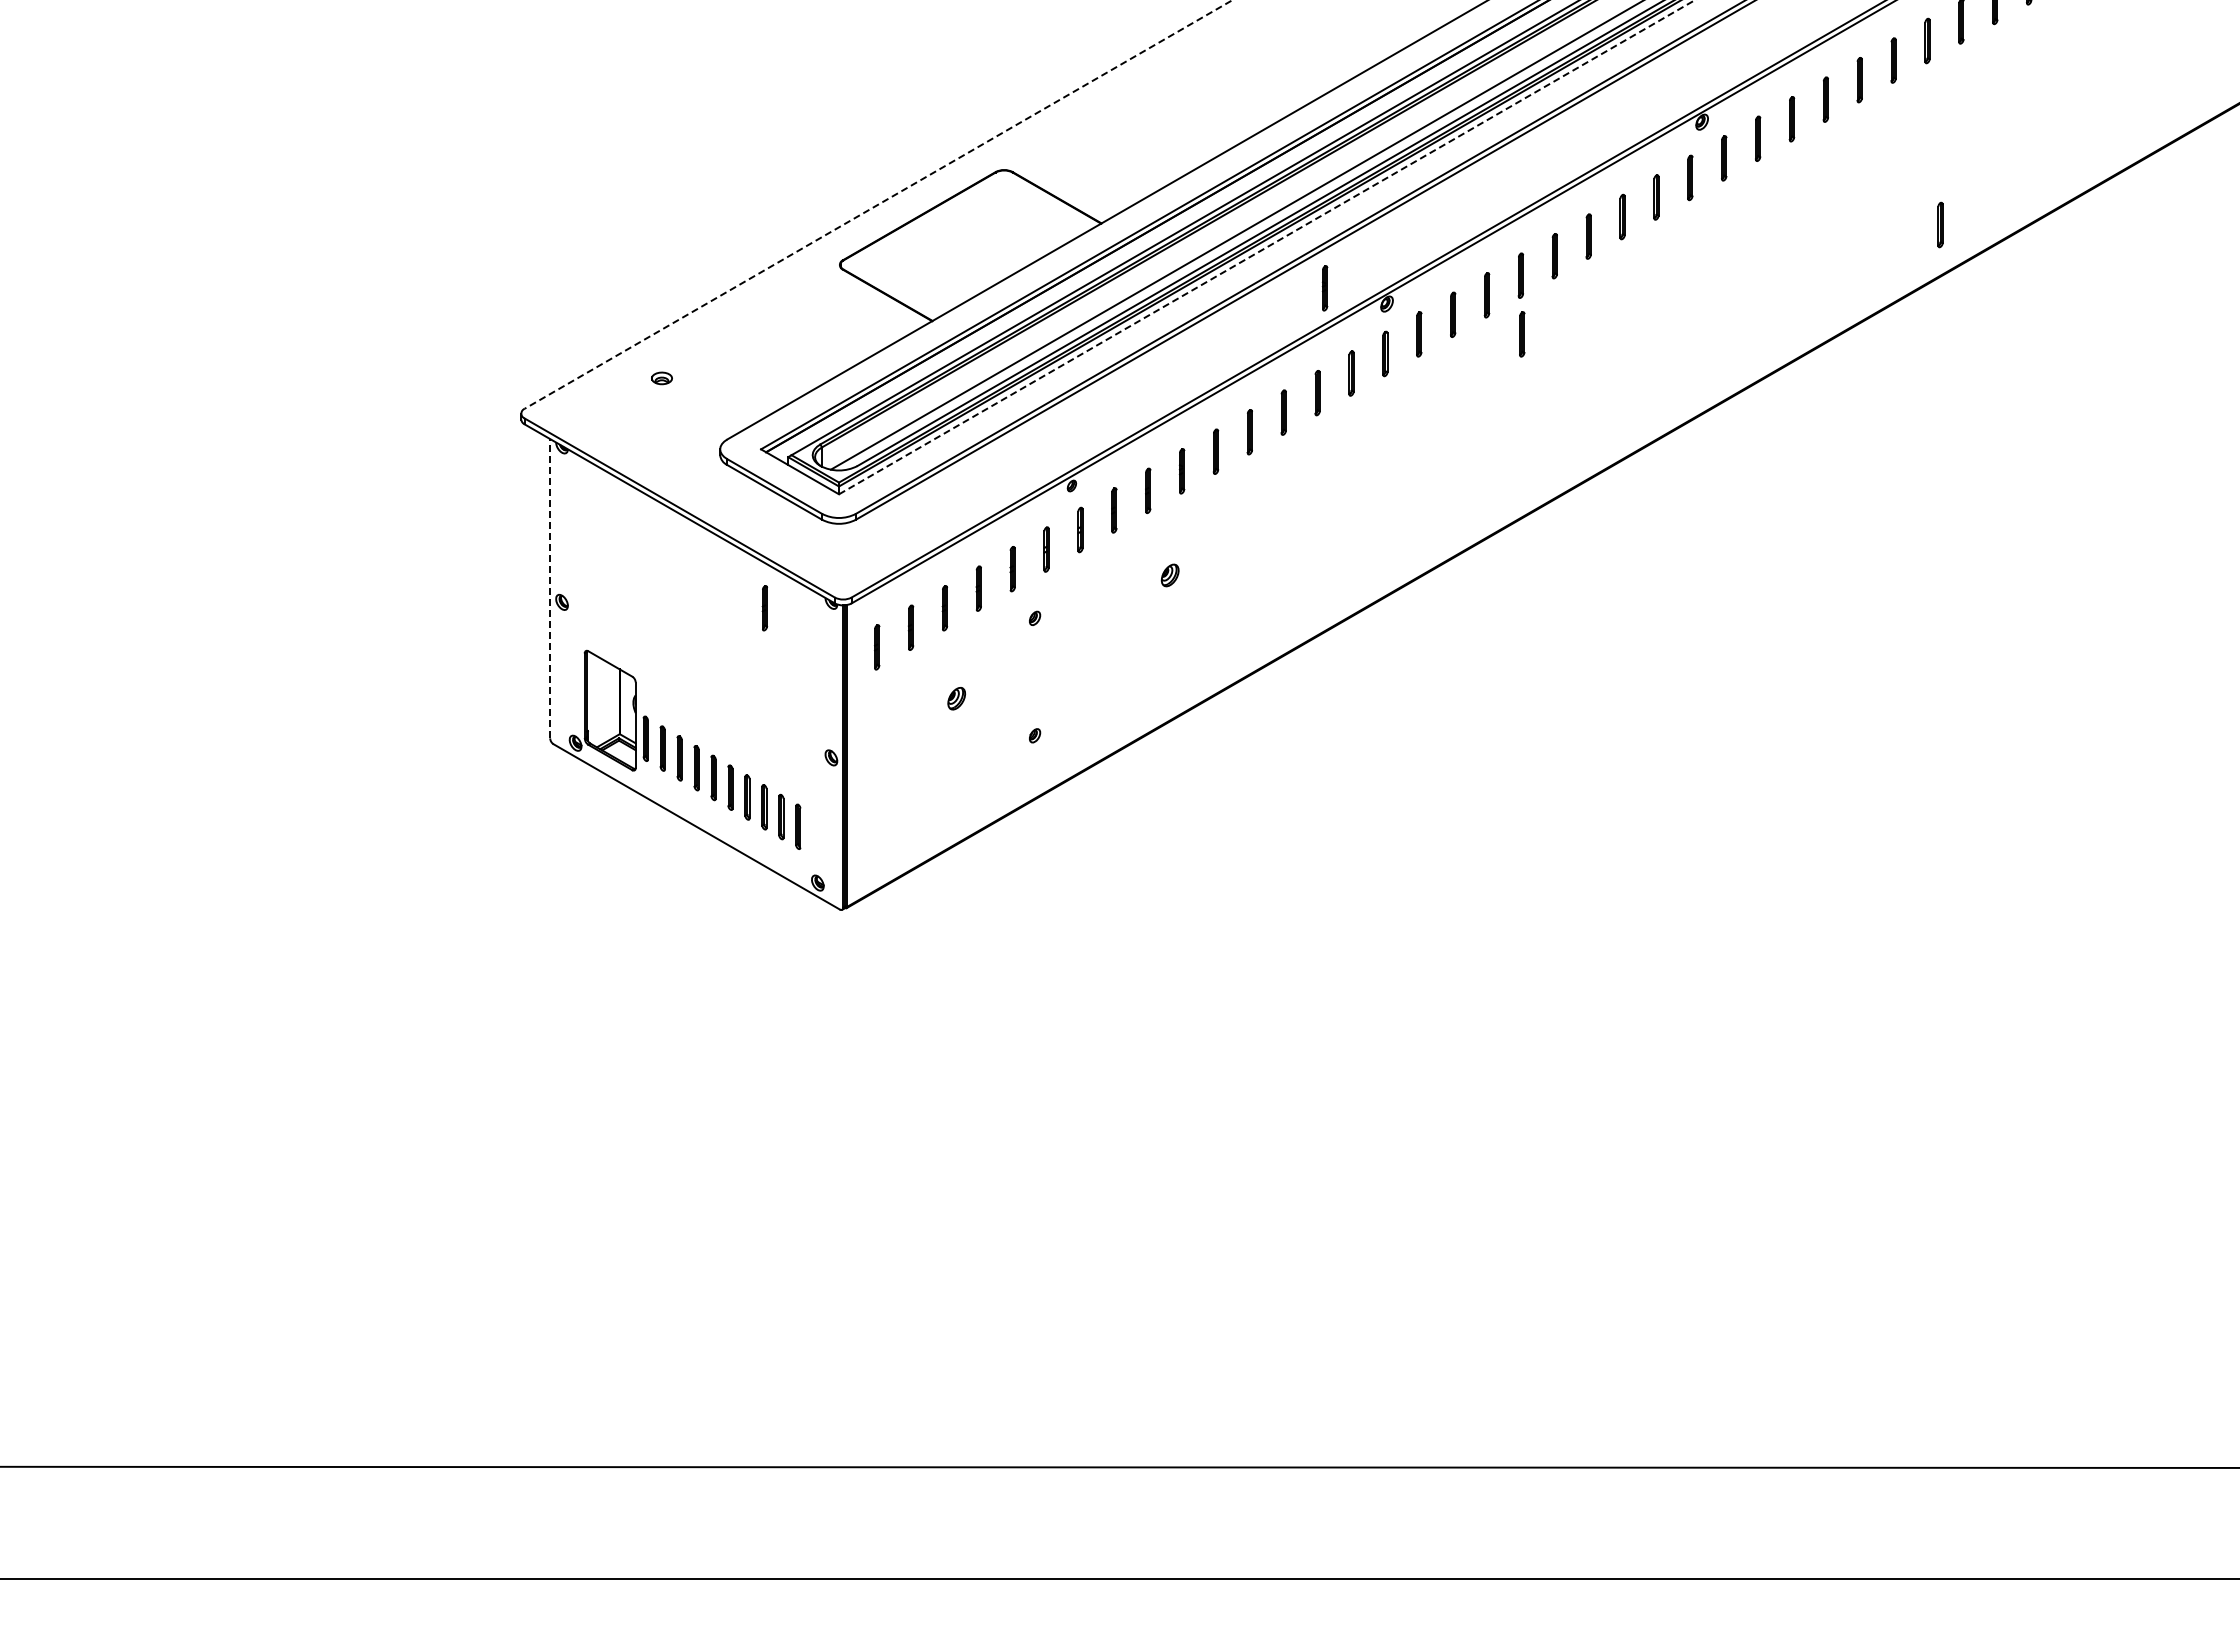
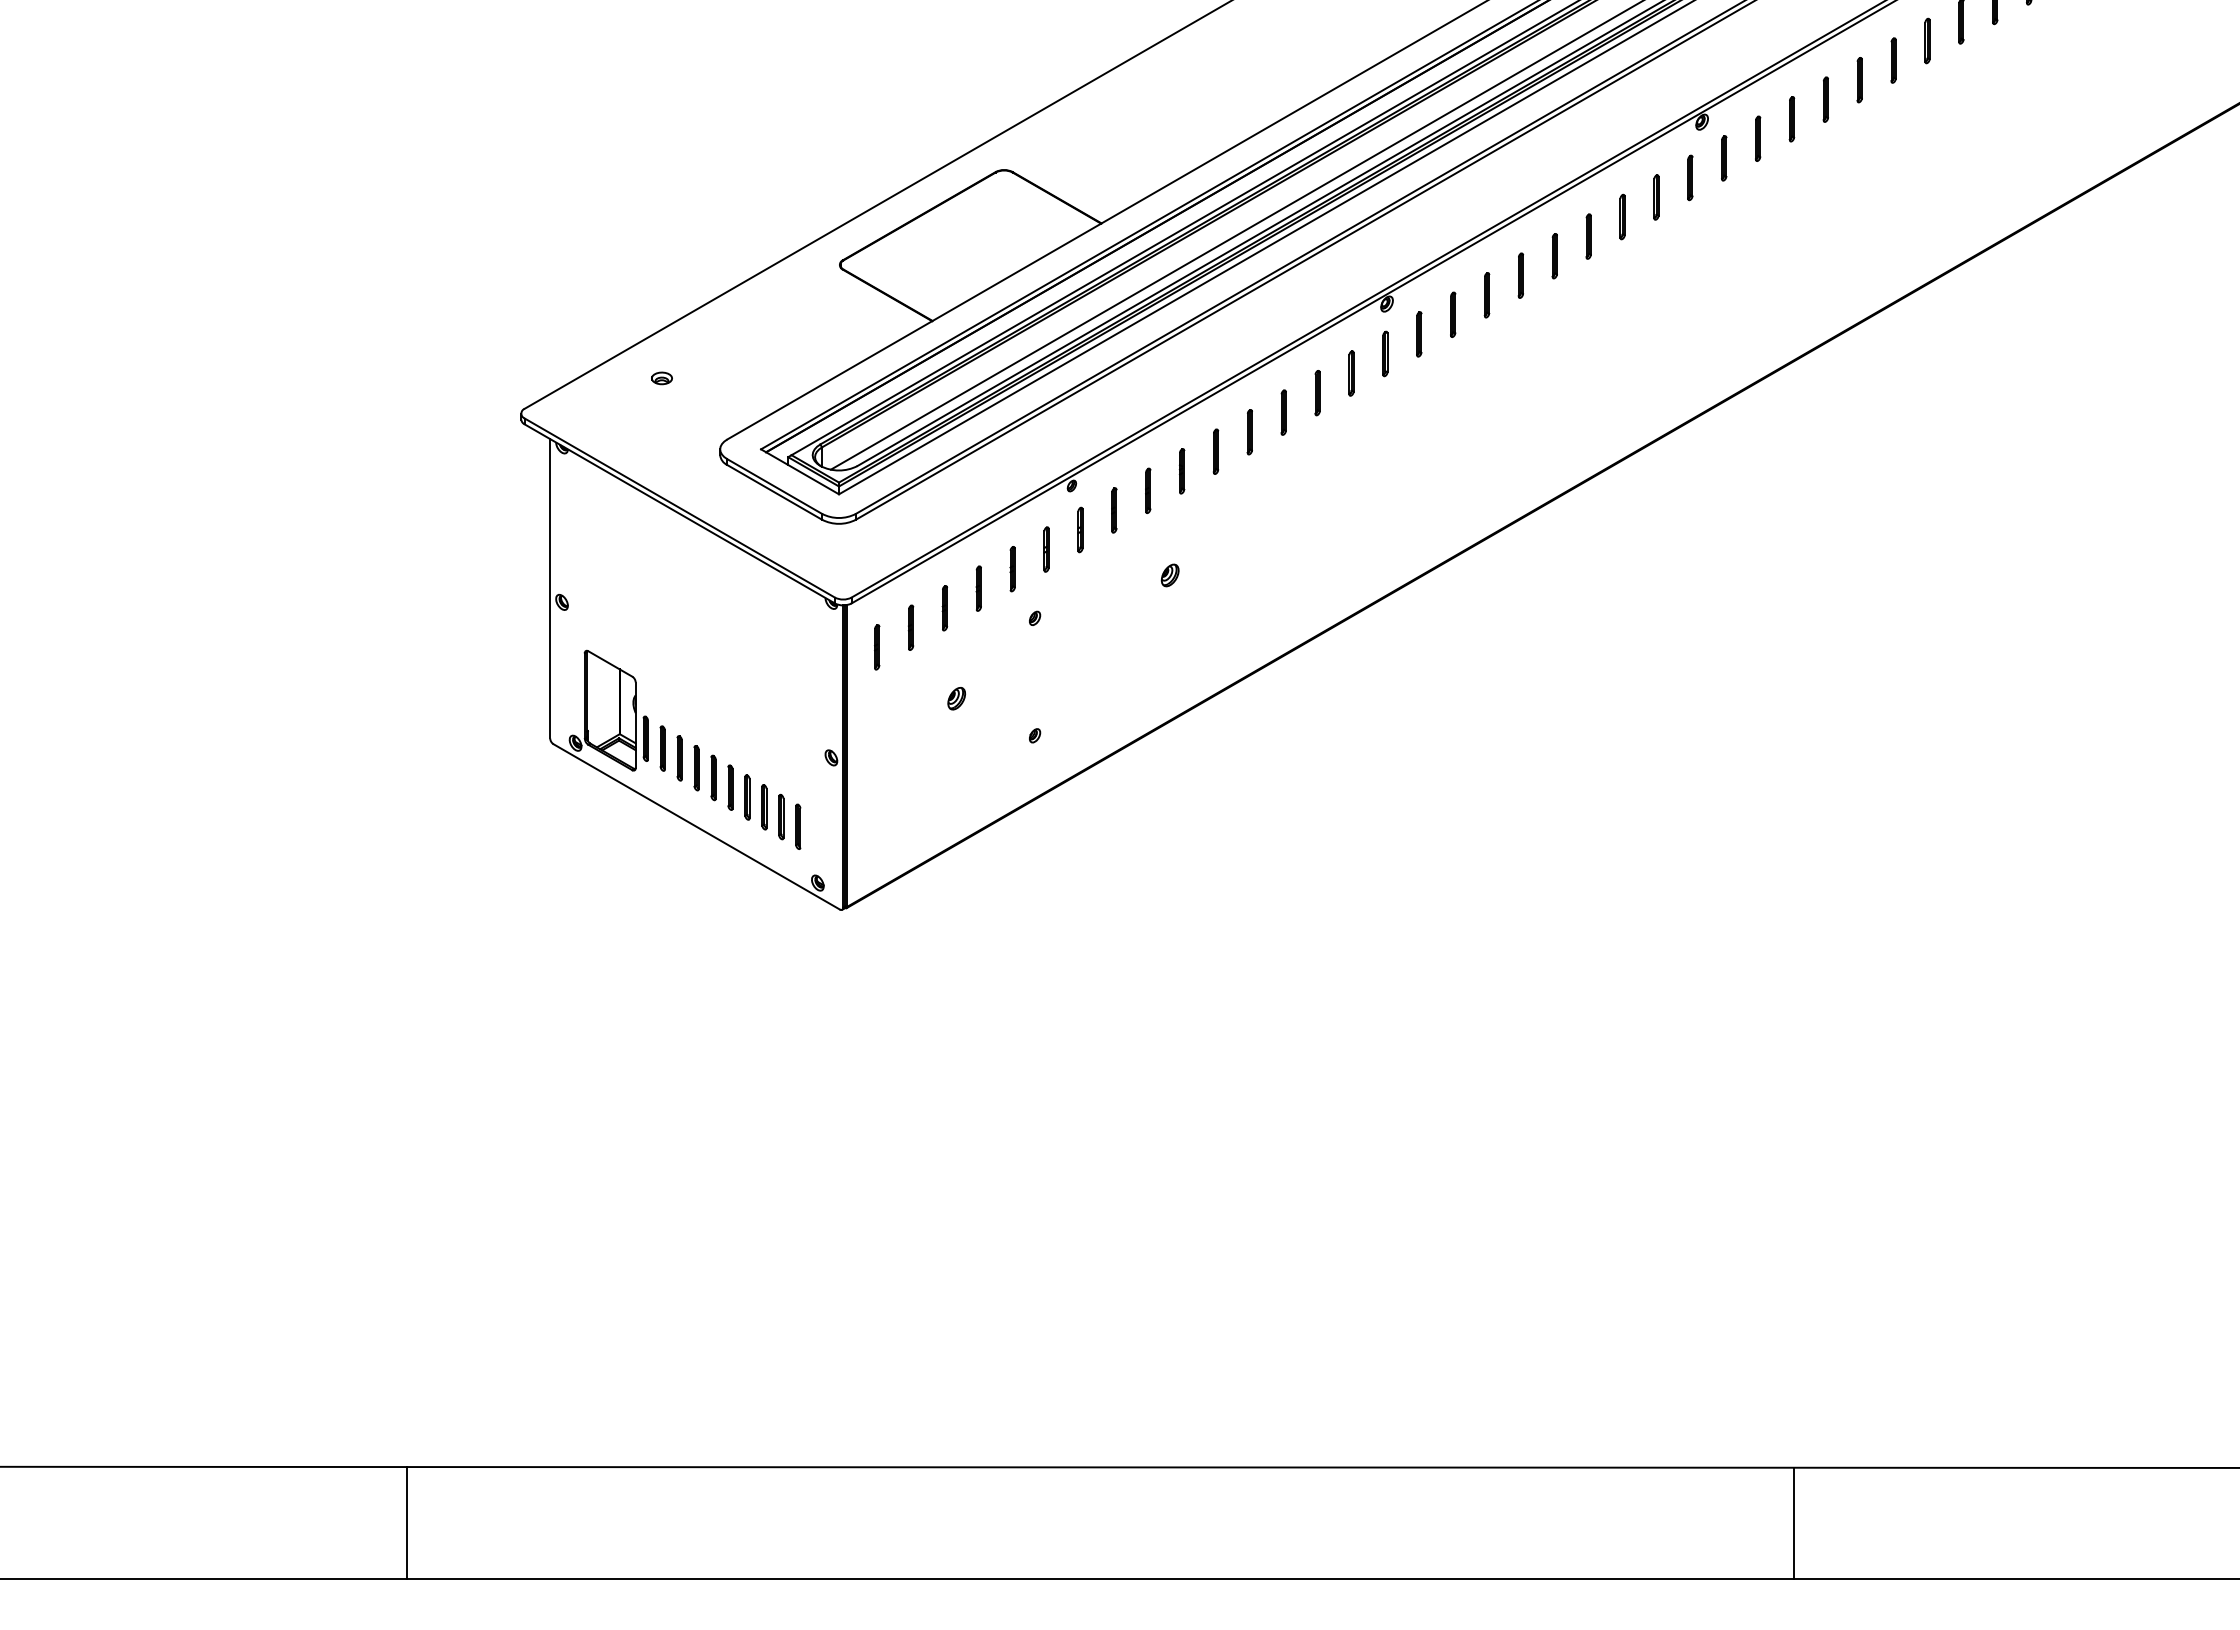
line: dashed -> solid (878, 204)
part: present -> none (1940, 224)
line: dashed -> solid (1266, 247)
part: present -> none (1324, 288)
part: present -> none (1522, 334)
line: dashed -> solid (550, 588)
part: present -> none (764, 608)
line: none -> present (406, 1522)
line: none -> present (1794, 1522)
